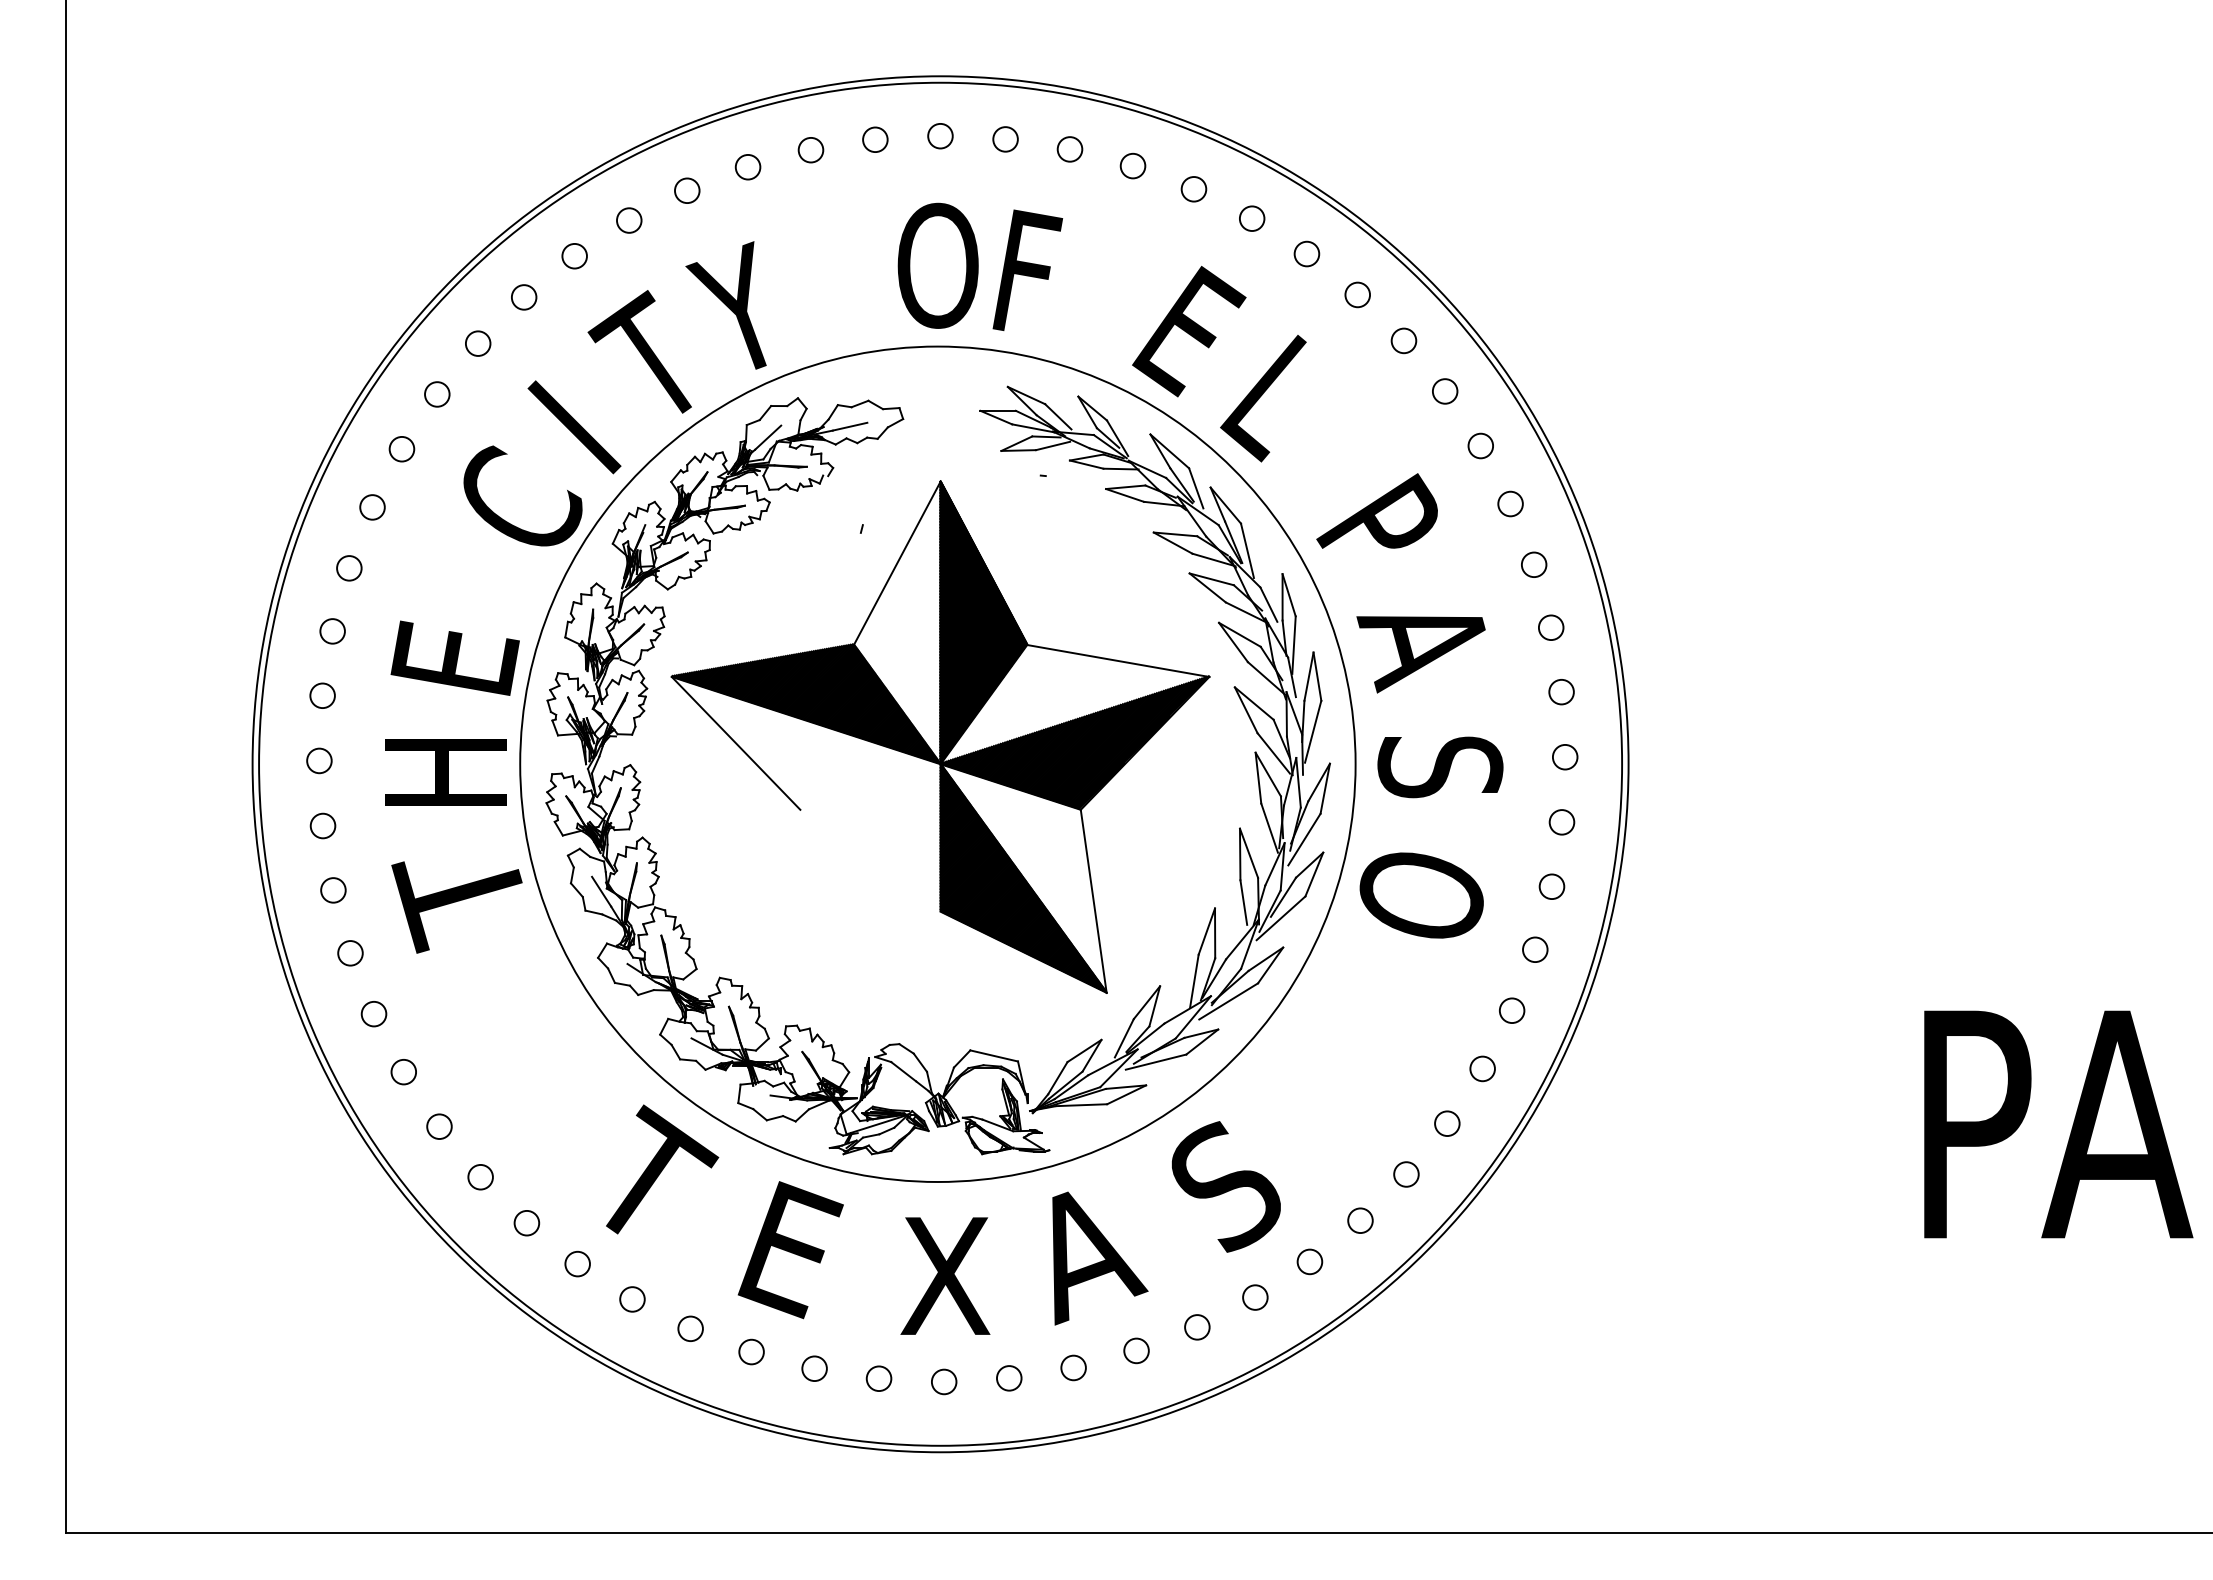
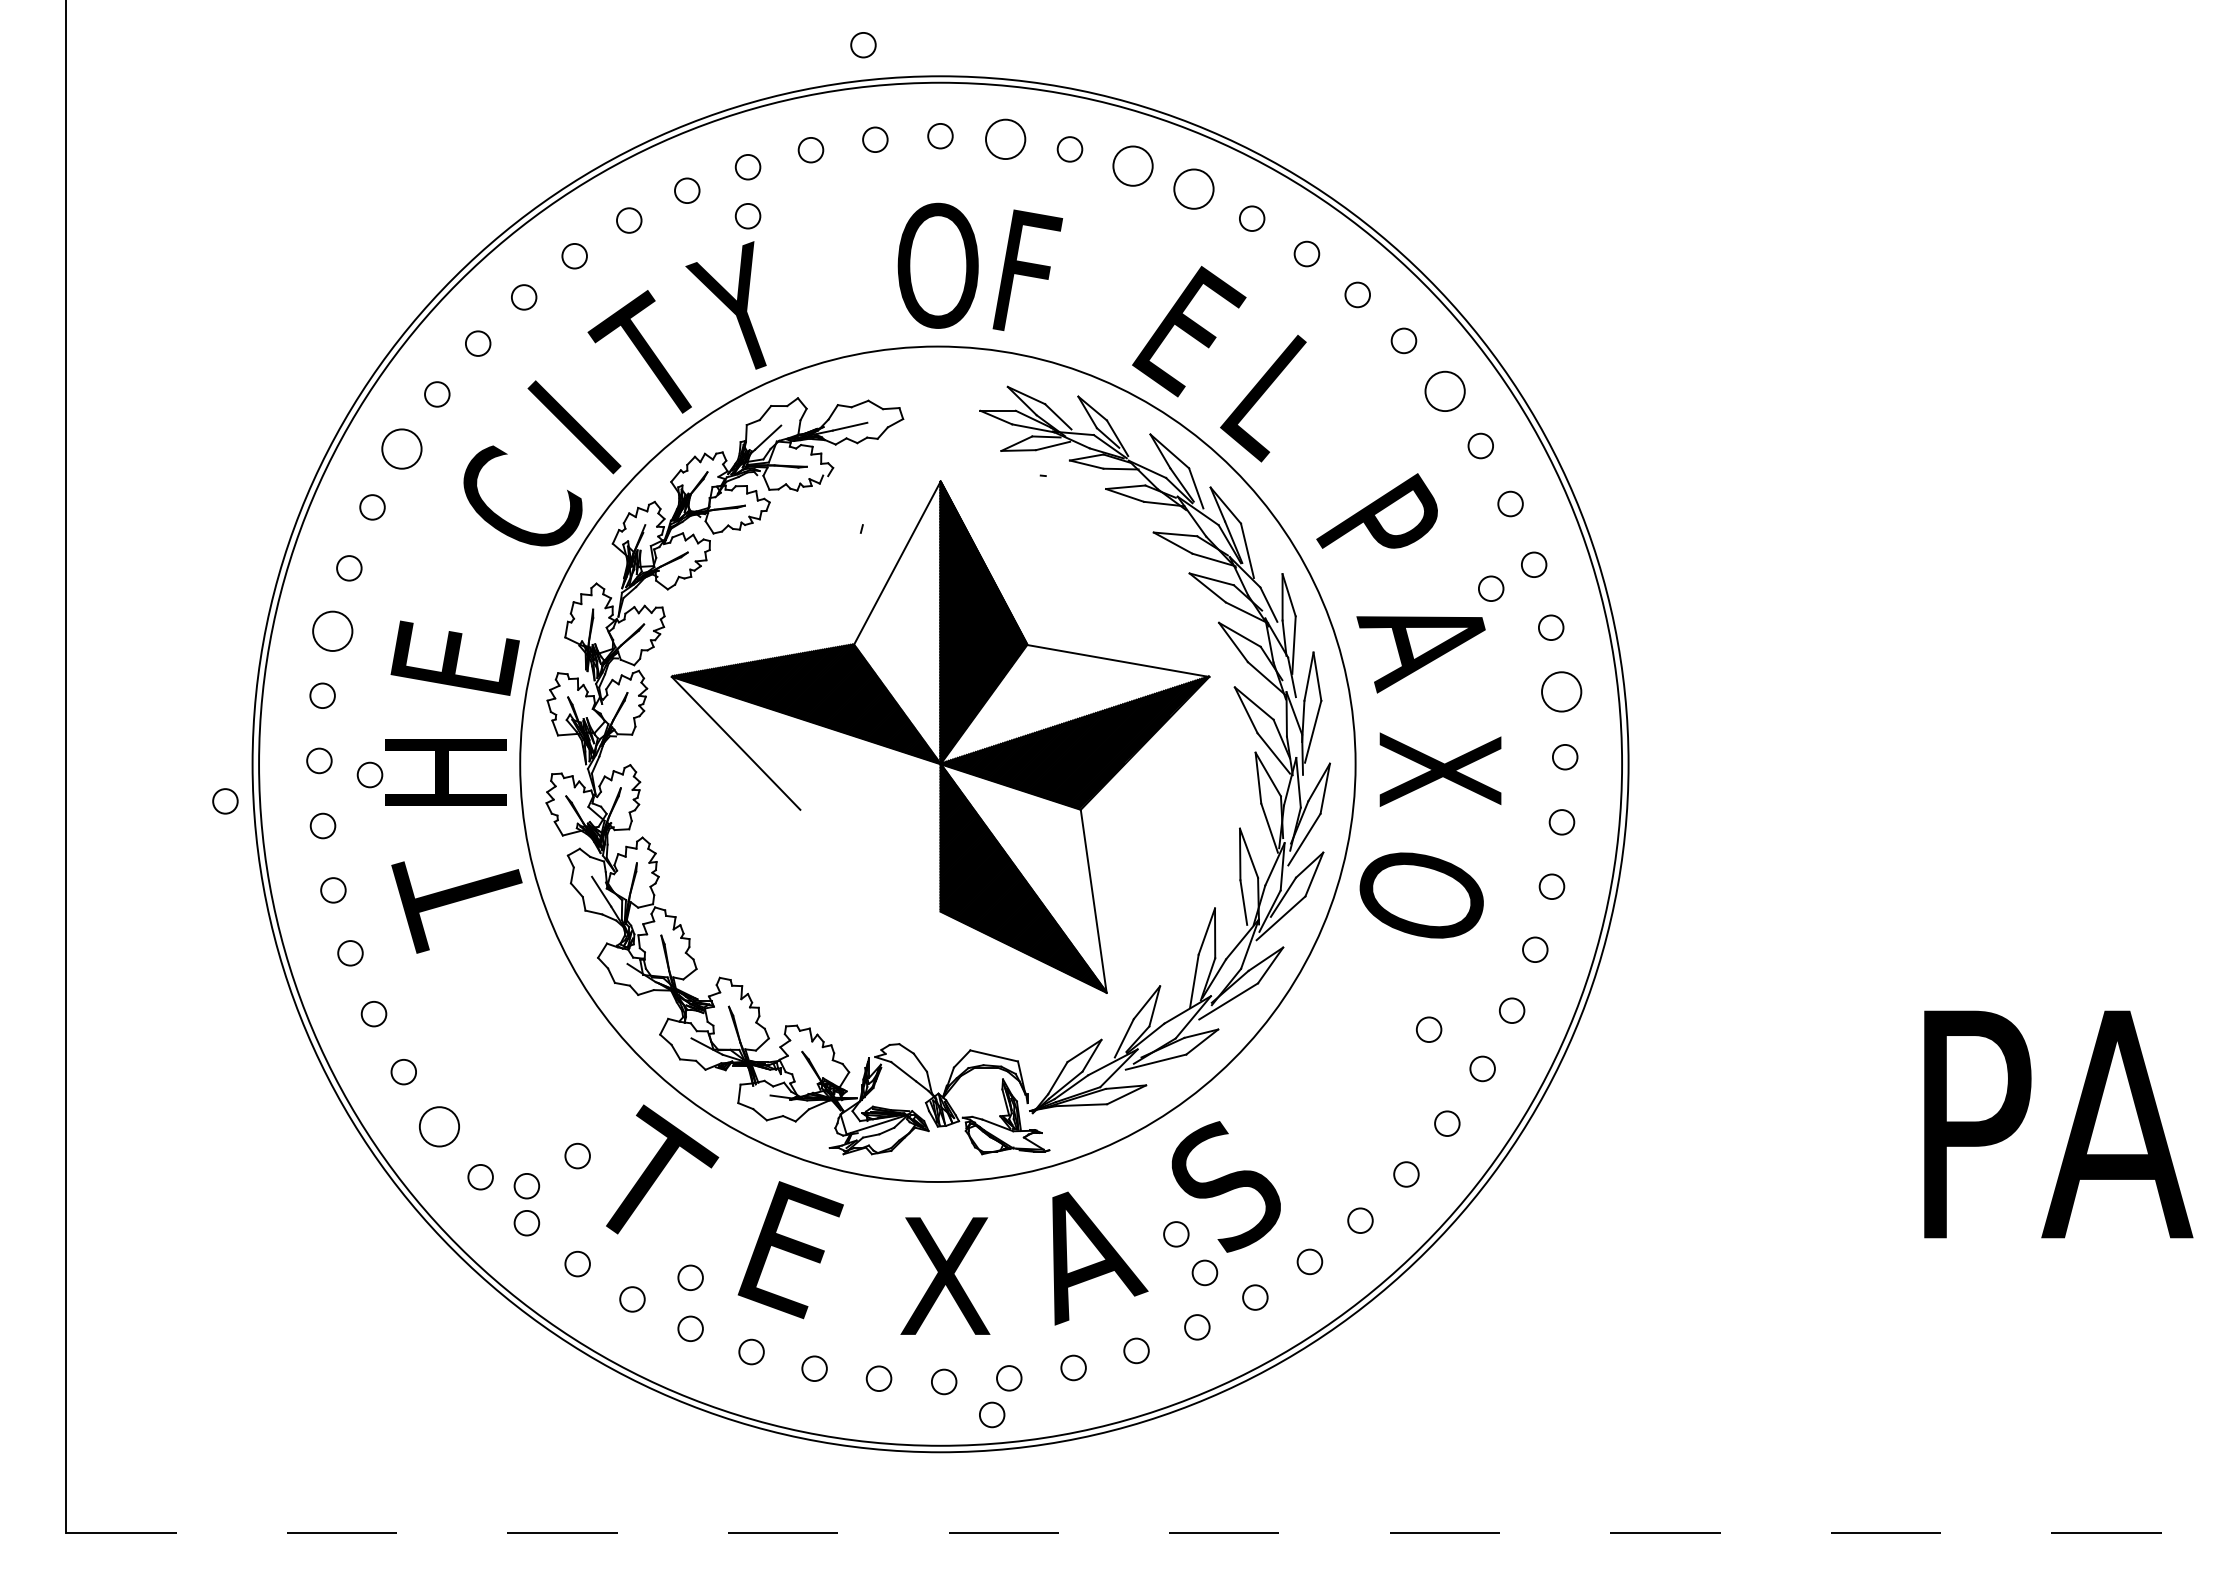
circle: none -> present (863, 45)
circle size: 27x27 px -> 42x42 px (1005, 138)
circle size: 28x28 px -> 42x42 px (1132, 165)
circle size: 28x27 px -> 42x42 px (1193, 188)
circle: none -> present (747, 216)
circle diameter: 25 px -> 39 px (1444, 391)
circle size: 28x27 px -> 42x42 px (401, 448)
circle: none -> present (1491, 588)
circle size: 27x27 px -> 42x42 px (332, 630)
circle size: 27x27 px -> 42x42 px (1561, 691)
text: S -> X (1440, 769)
circle: none -> present (369, 774)
circle: none -> present (225, 801)
circle: none -> present (1429, 1029)
circle size: 27x27 px -> 41x42 px (439, 1126)
circle: none -> present (577, 1155)
circle: none -> present (526, 1186)
circle: none -> present (1176, 1234)
circle: none -> present (1204, 1272)
circle: none -> present (690, 1277)
circle: none -> present (992, 1414)
line: solid -> dashed (1139, 1532)
